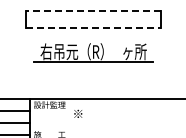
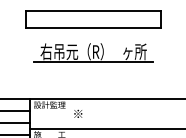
line: dashed -> solid (93, 11)
line: dashed -> solid (93, 28)
line: none -> present (106, 128)
